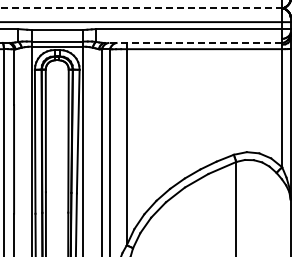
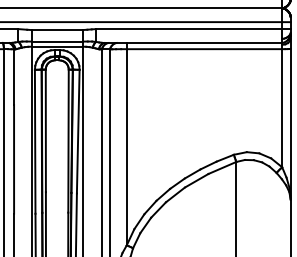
line: dashed -> solid (141, 8)
line: dashed -> solid (193, 43)
